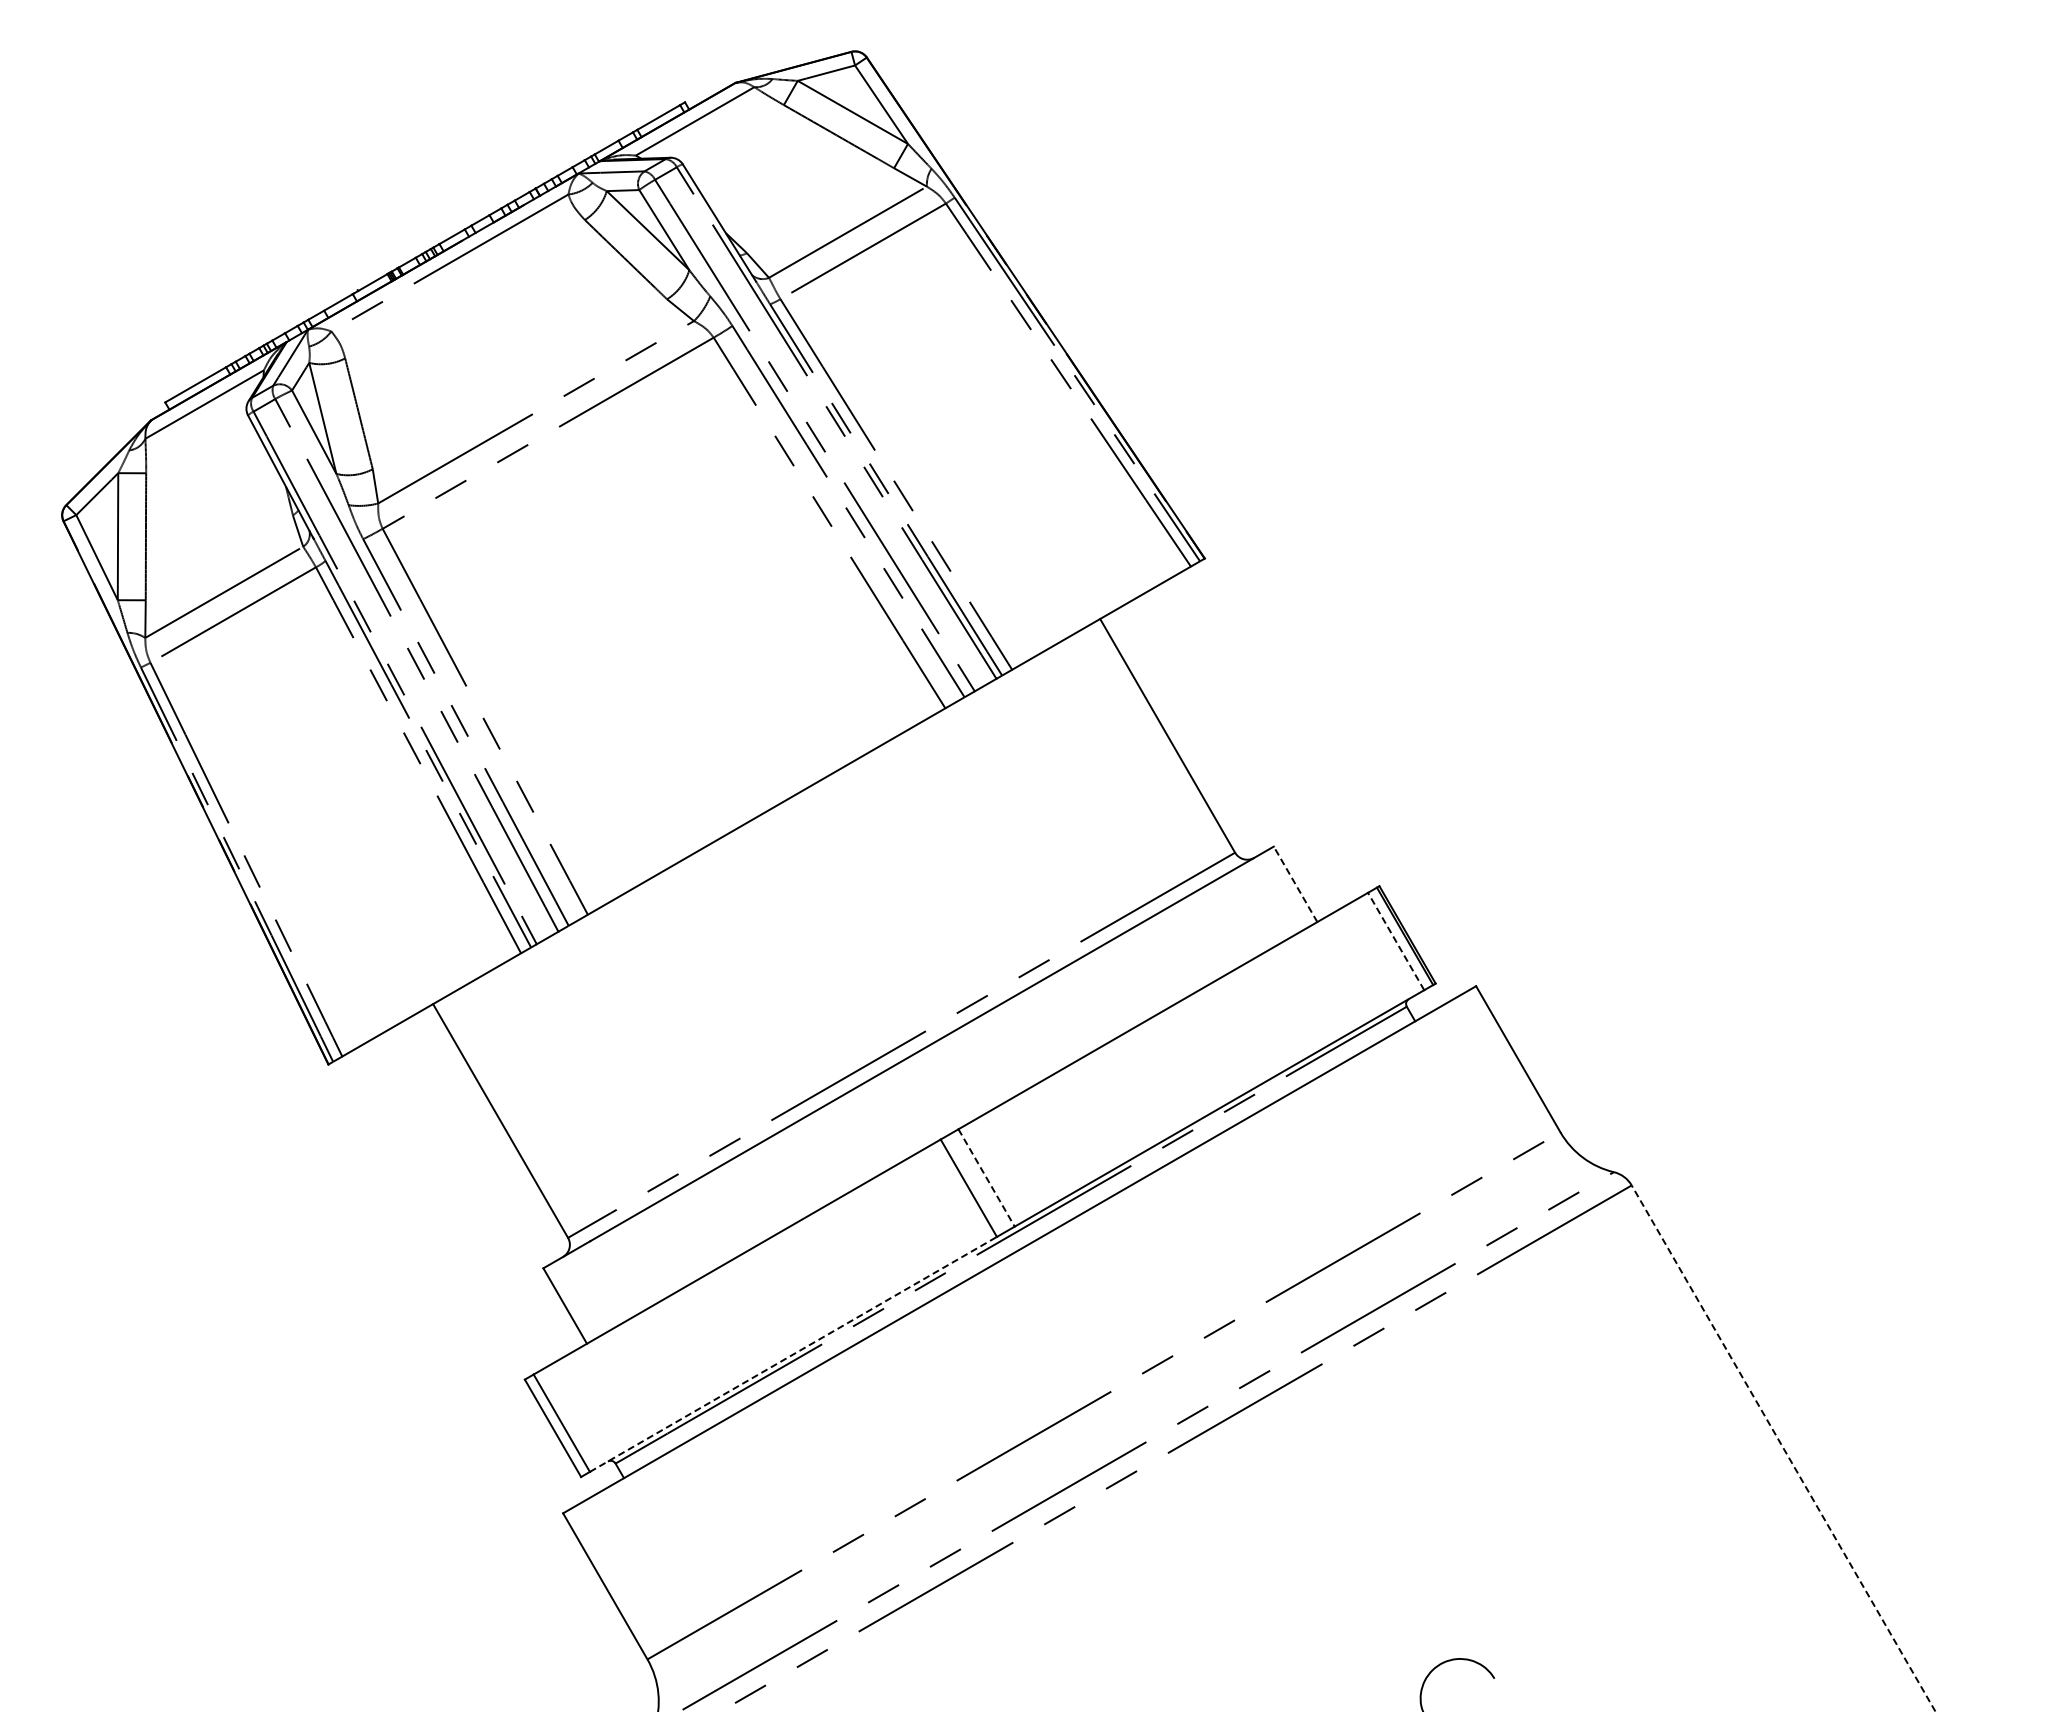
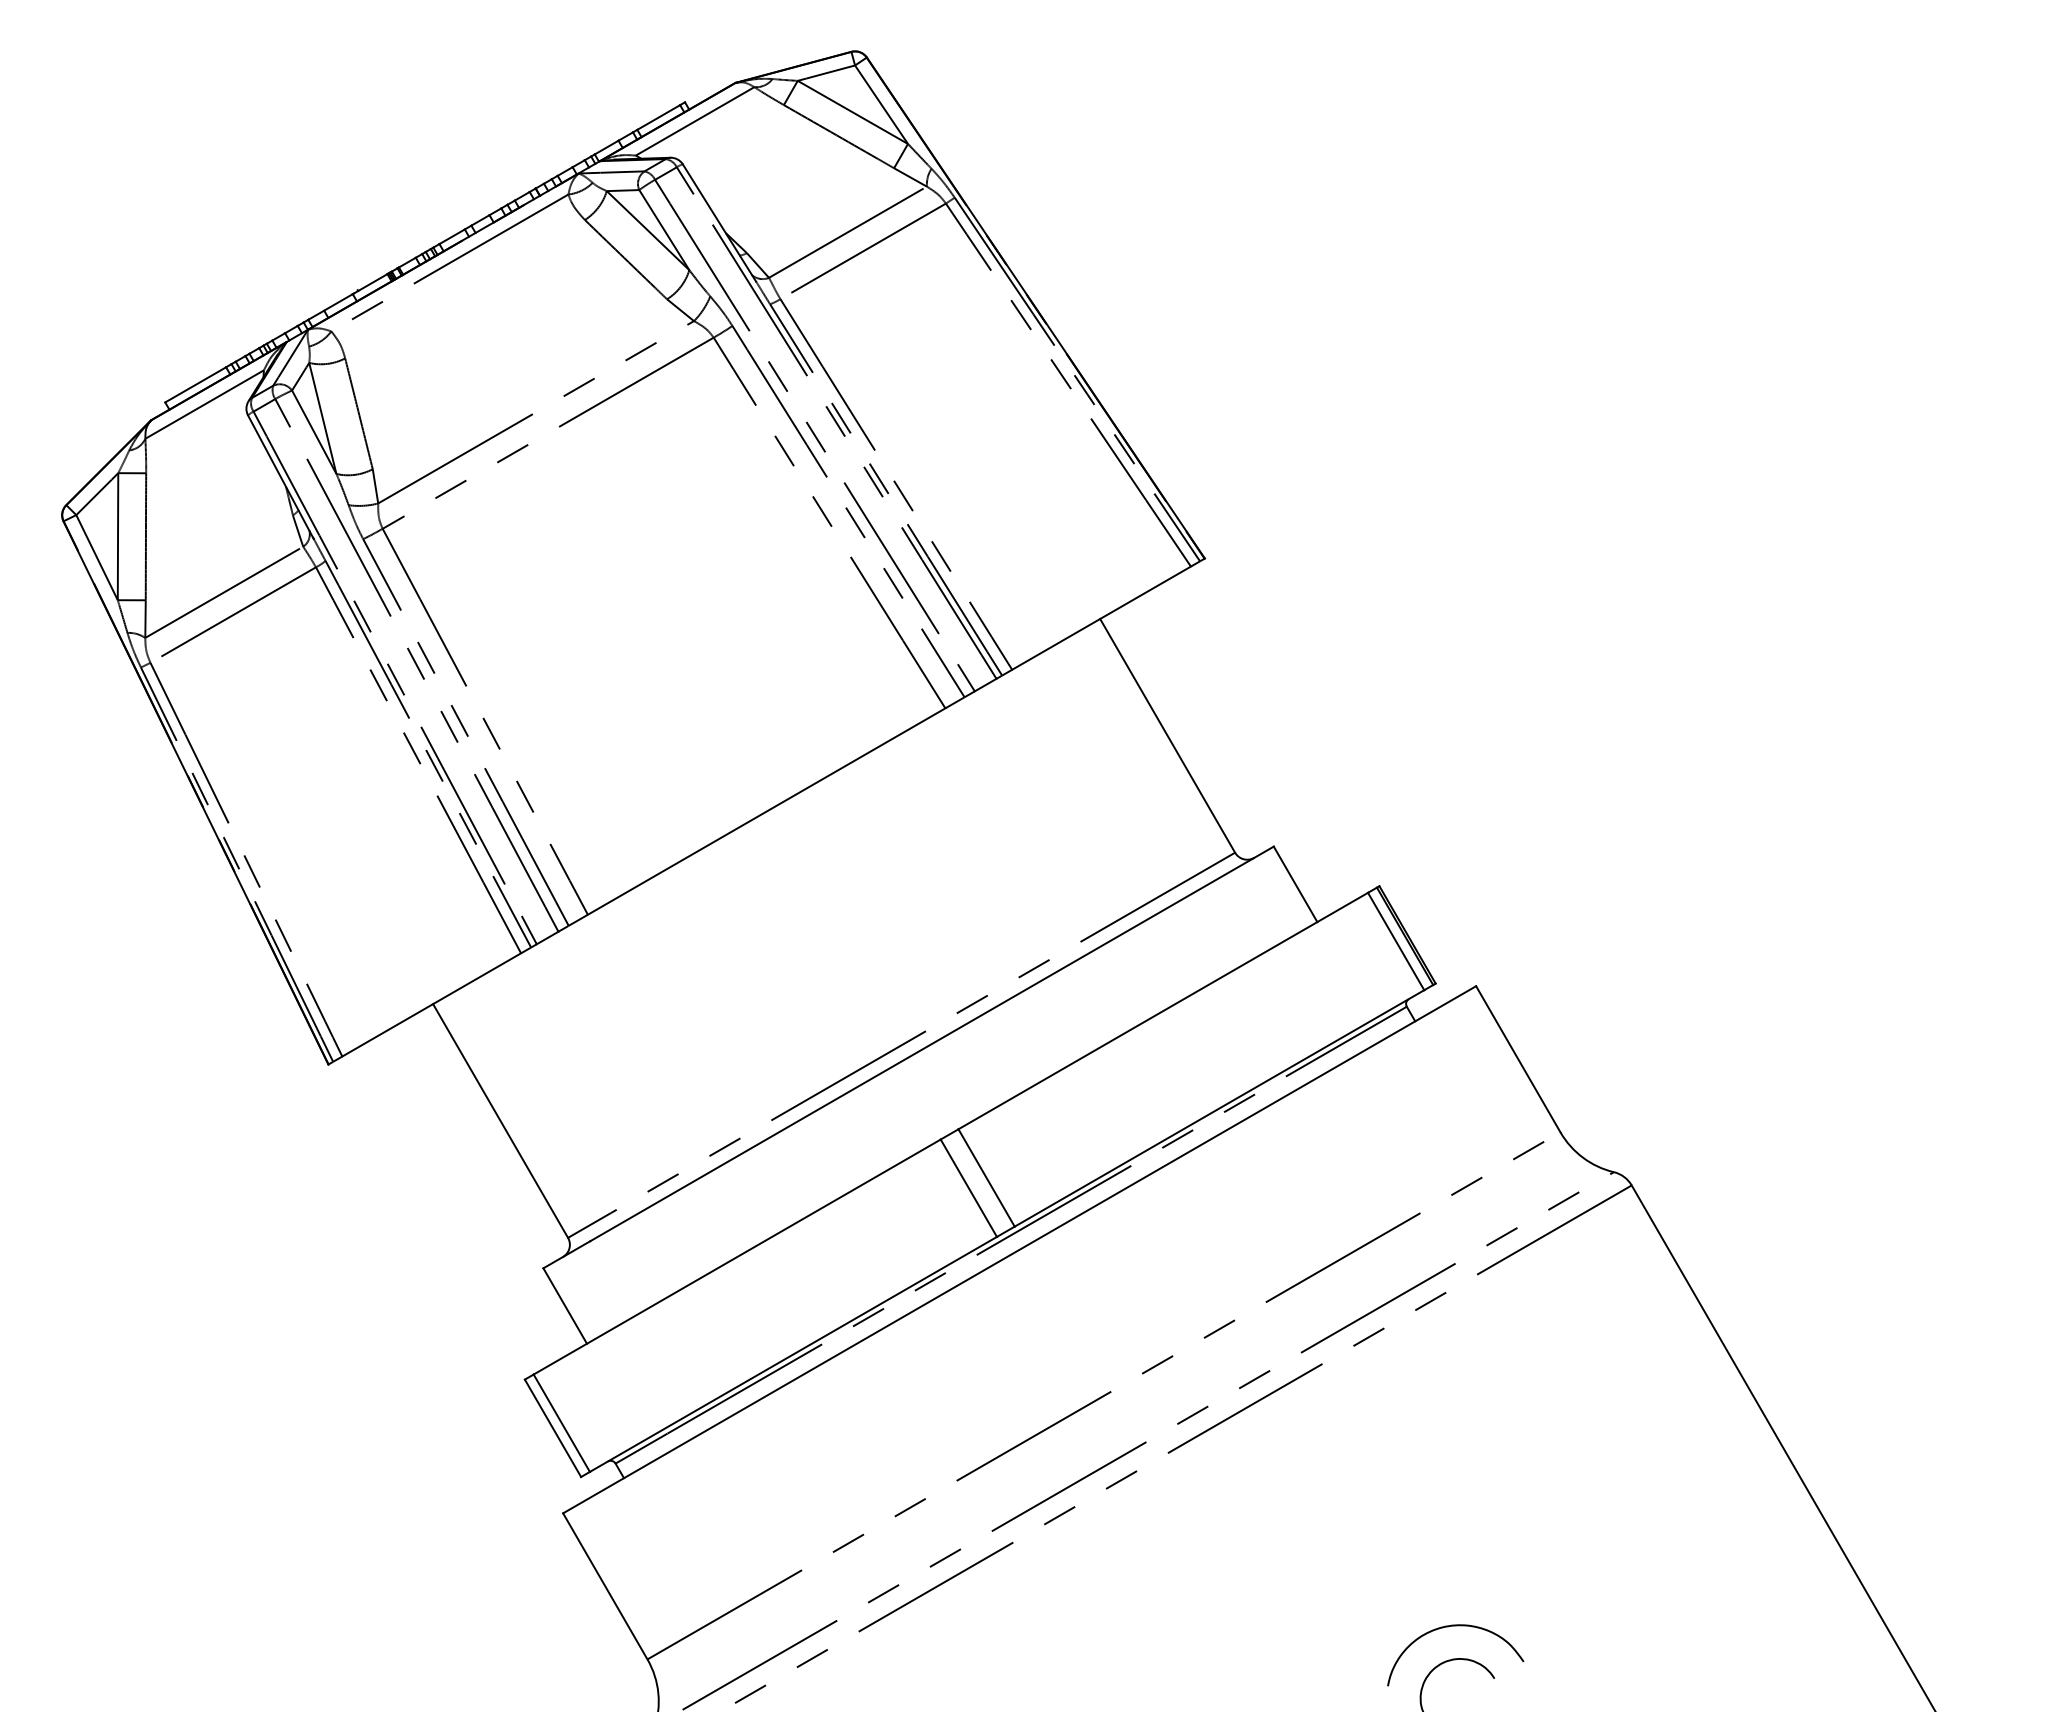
line: dashed -> solid (1295, 884)
line: dashed -> solid (1395, 941)
line: dashed -> solid (986, 1178)
line: dashed -> solid (793, 1354)
line: dashed -> solid (1783, 1448)
curve: none -> present (1448, 1627)
